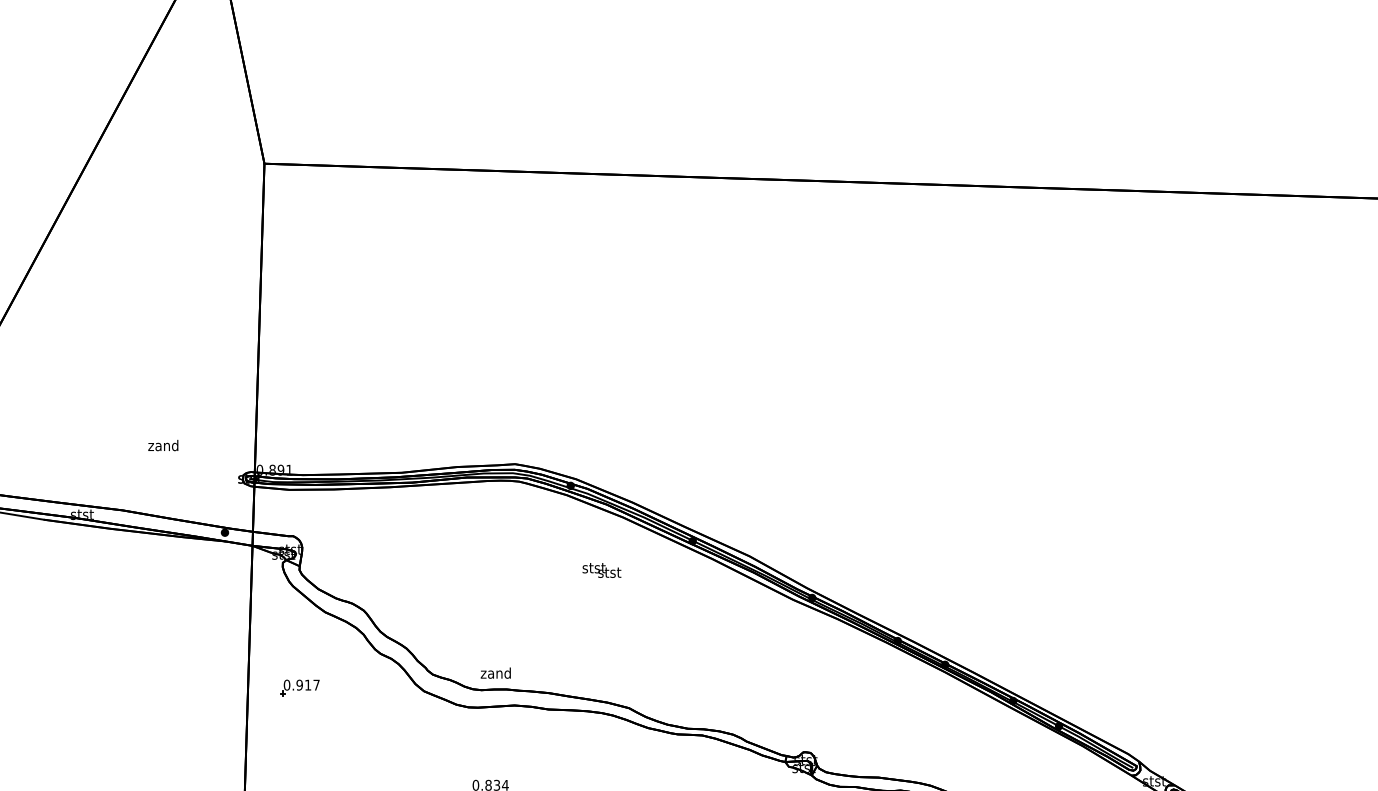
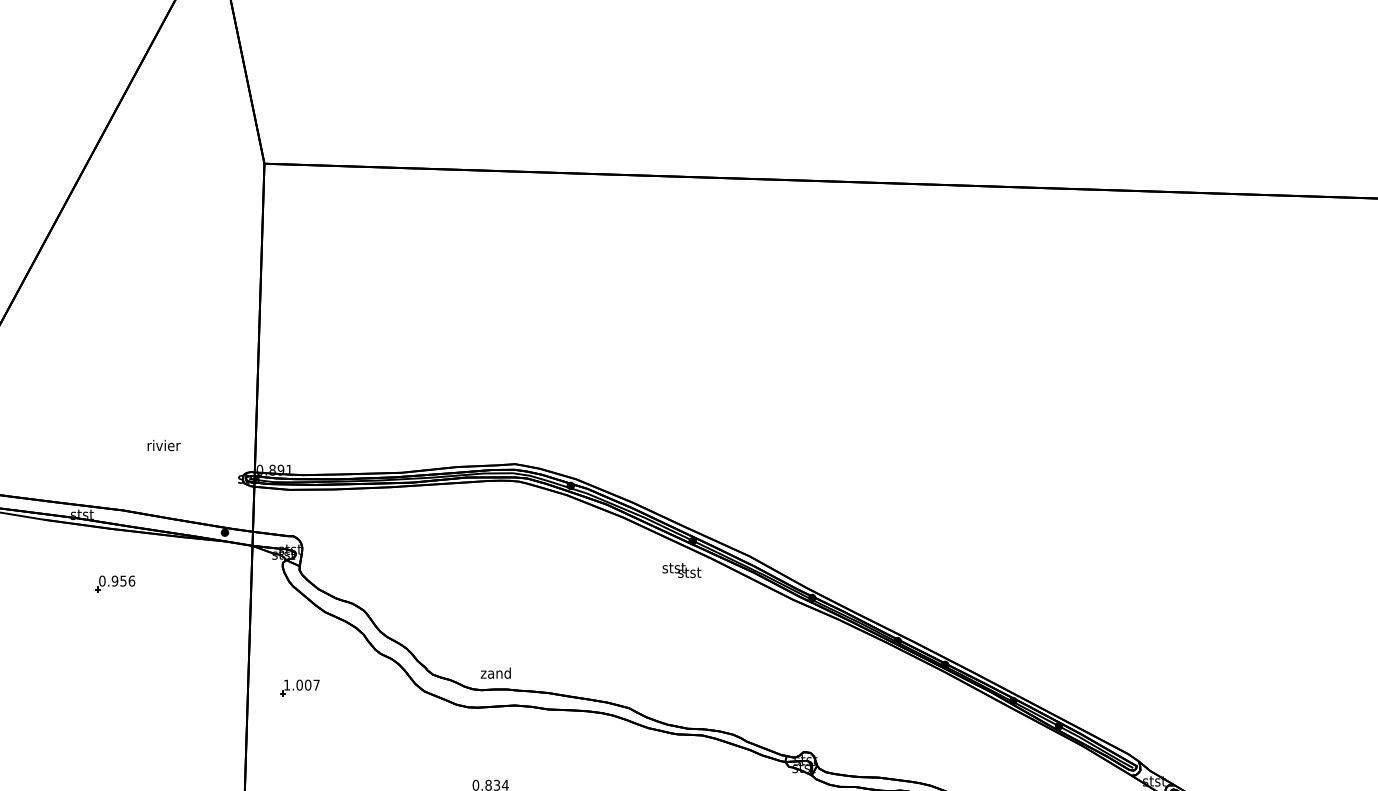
text: zand -> rivier (163, 445)
text position: (601, 570) -> (681, 570) (681, 570)
part: none -> present (115, 583)
text: 0.917 -> 1.007 (297, 684)
